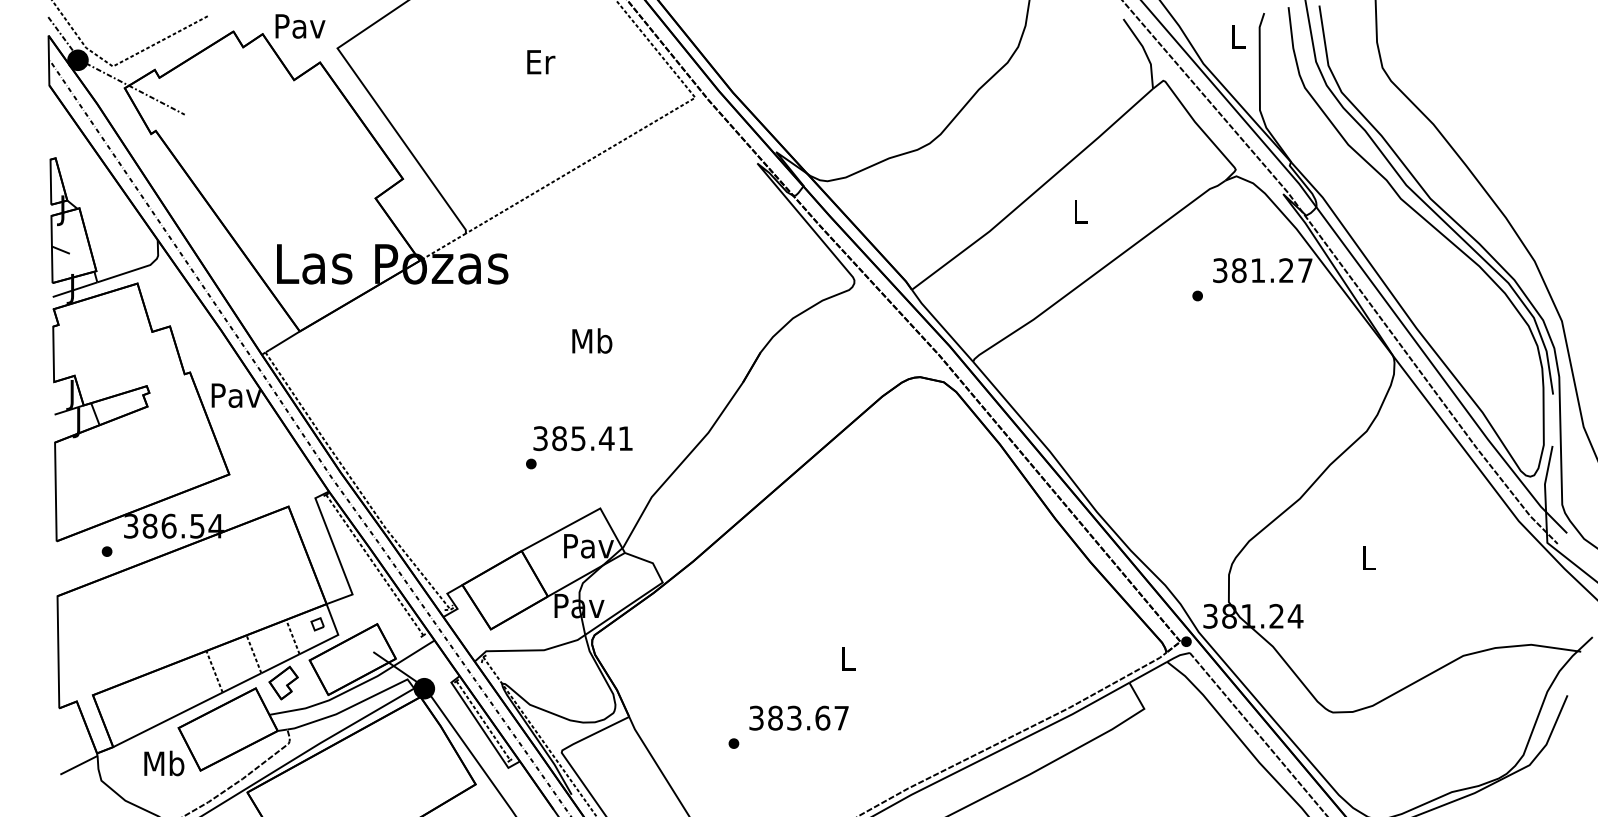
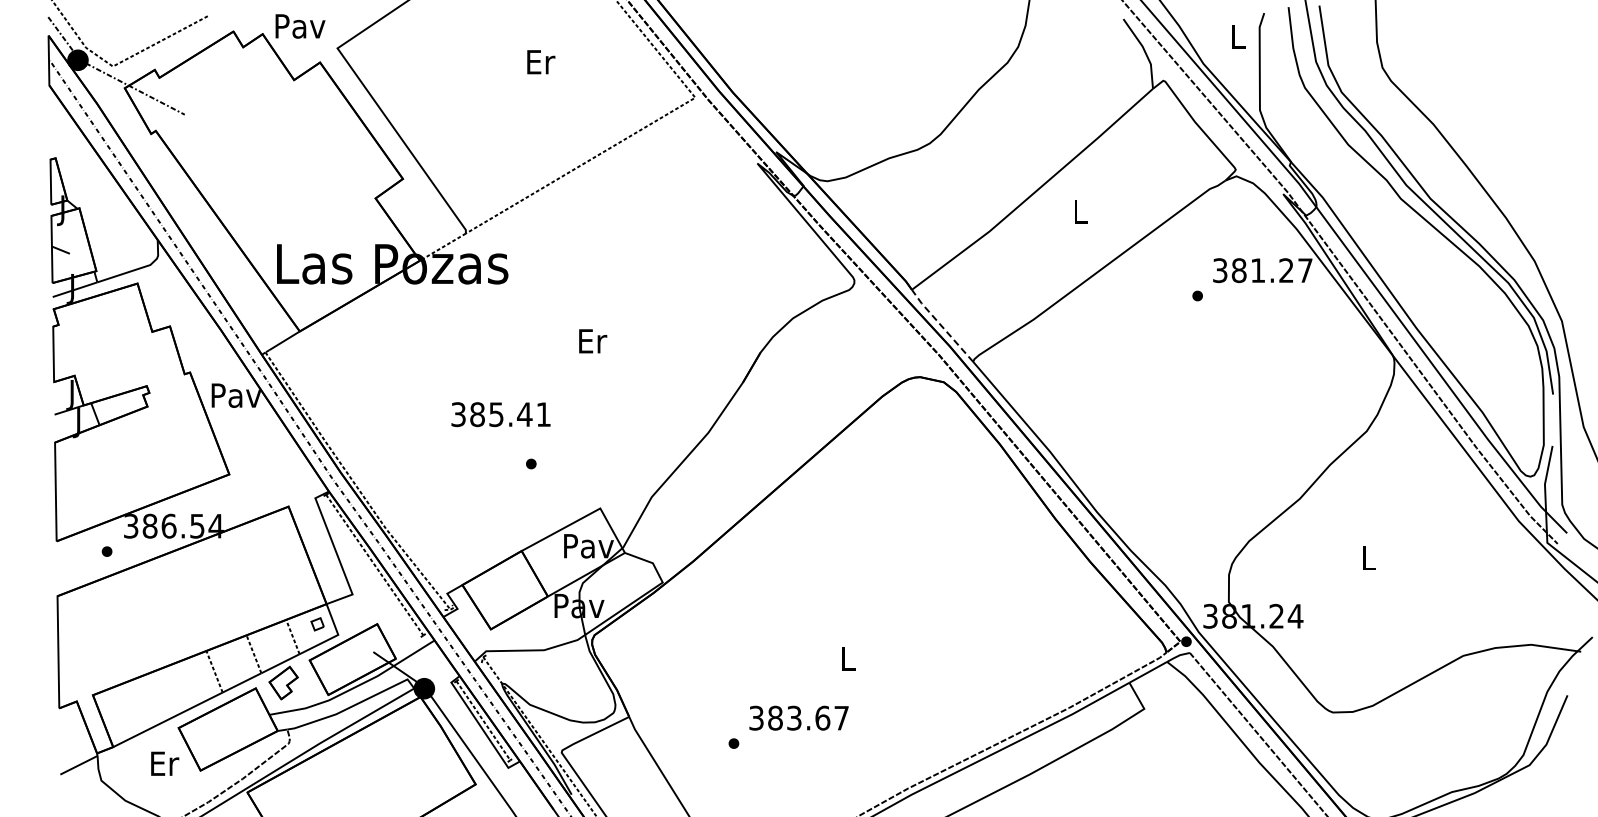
line: solid -> dashed (941, 325)
text: Mb -> Er (592, 340)
text position: (582, 438) -> (500, 414) (500, 414)
text: Mb -> Er (164, 763)
